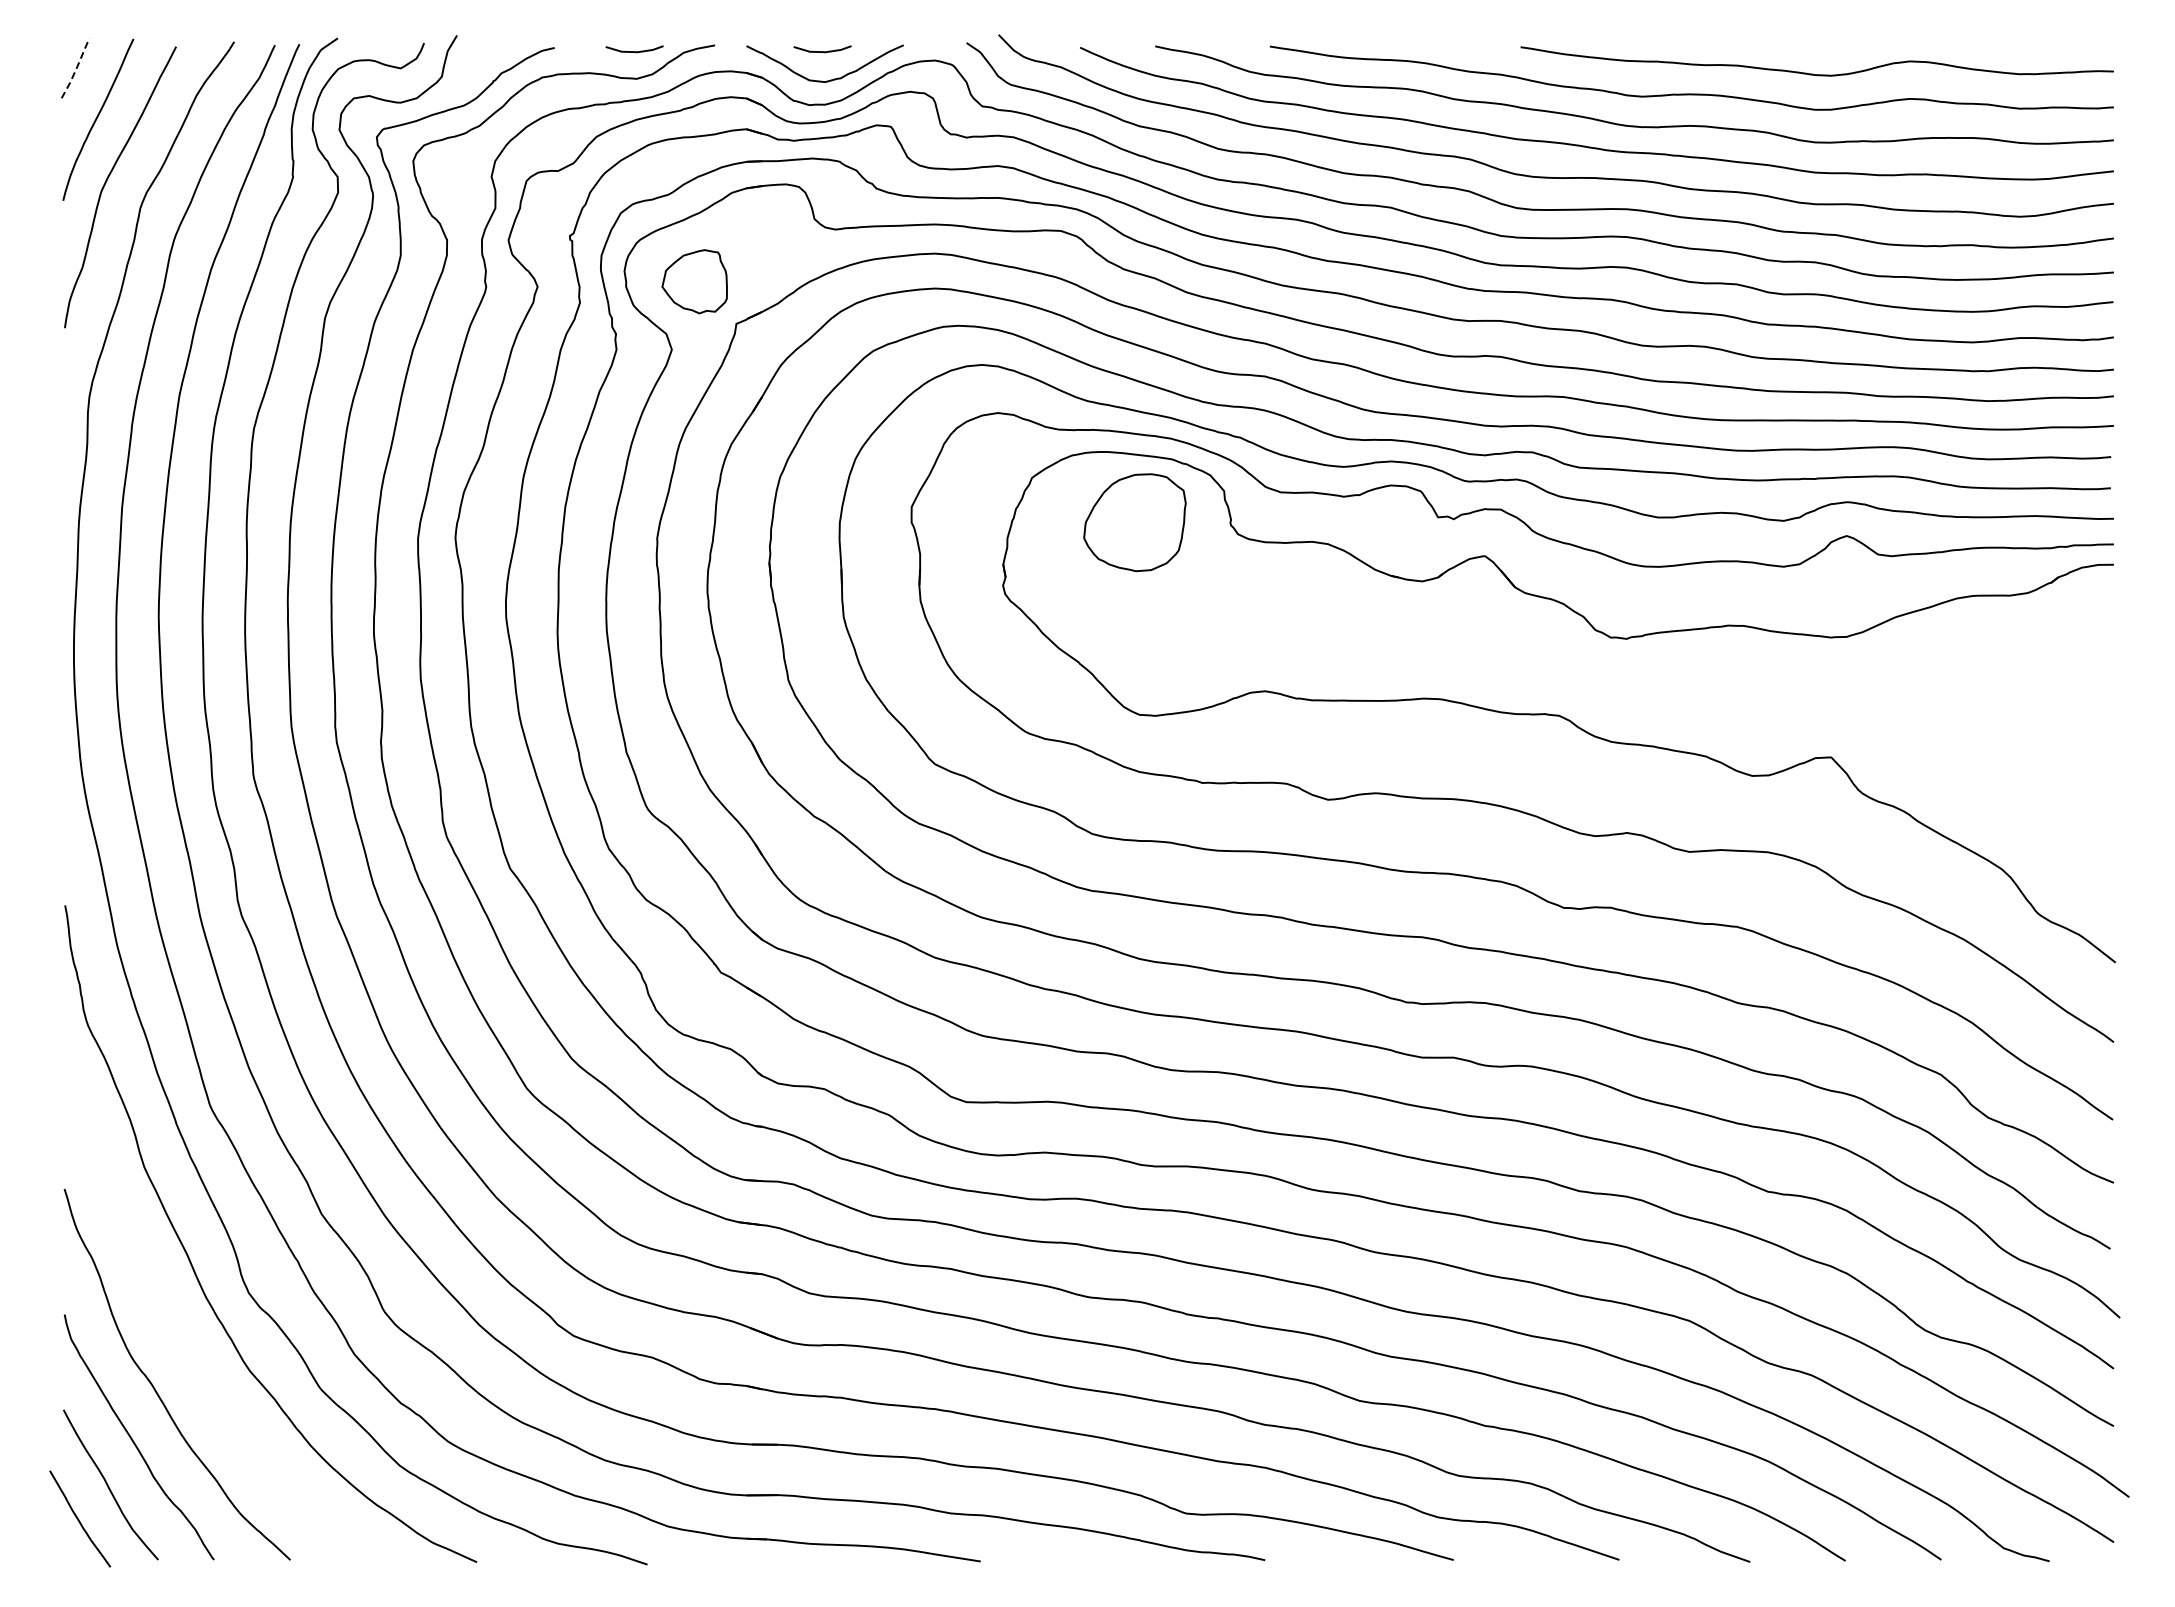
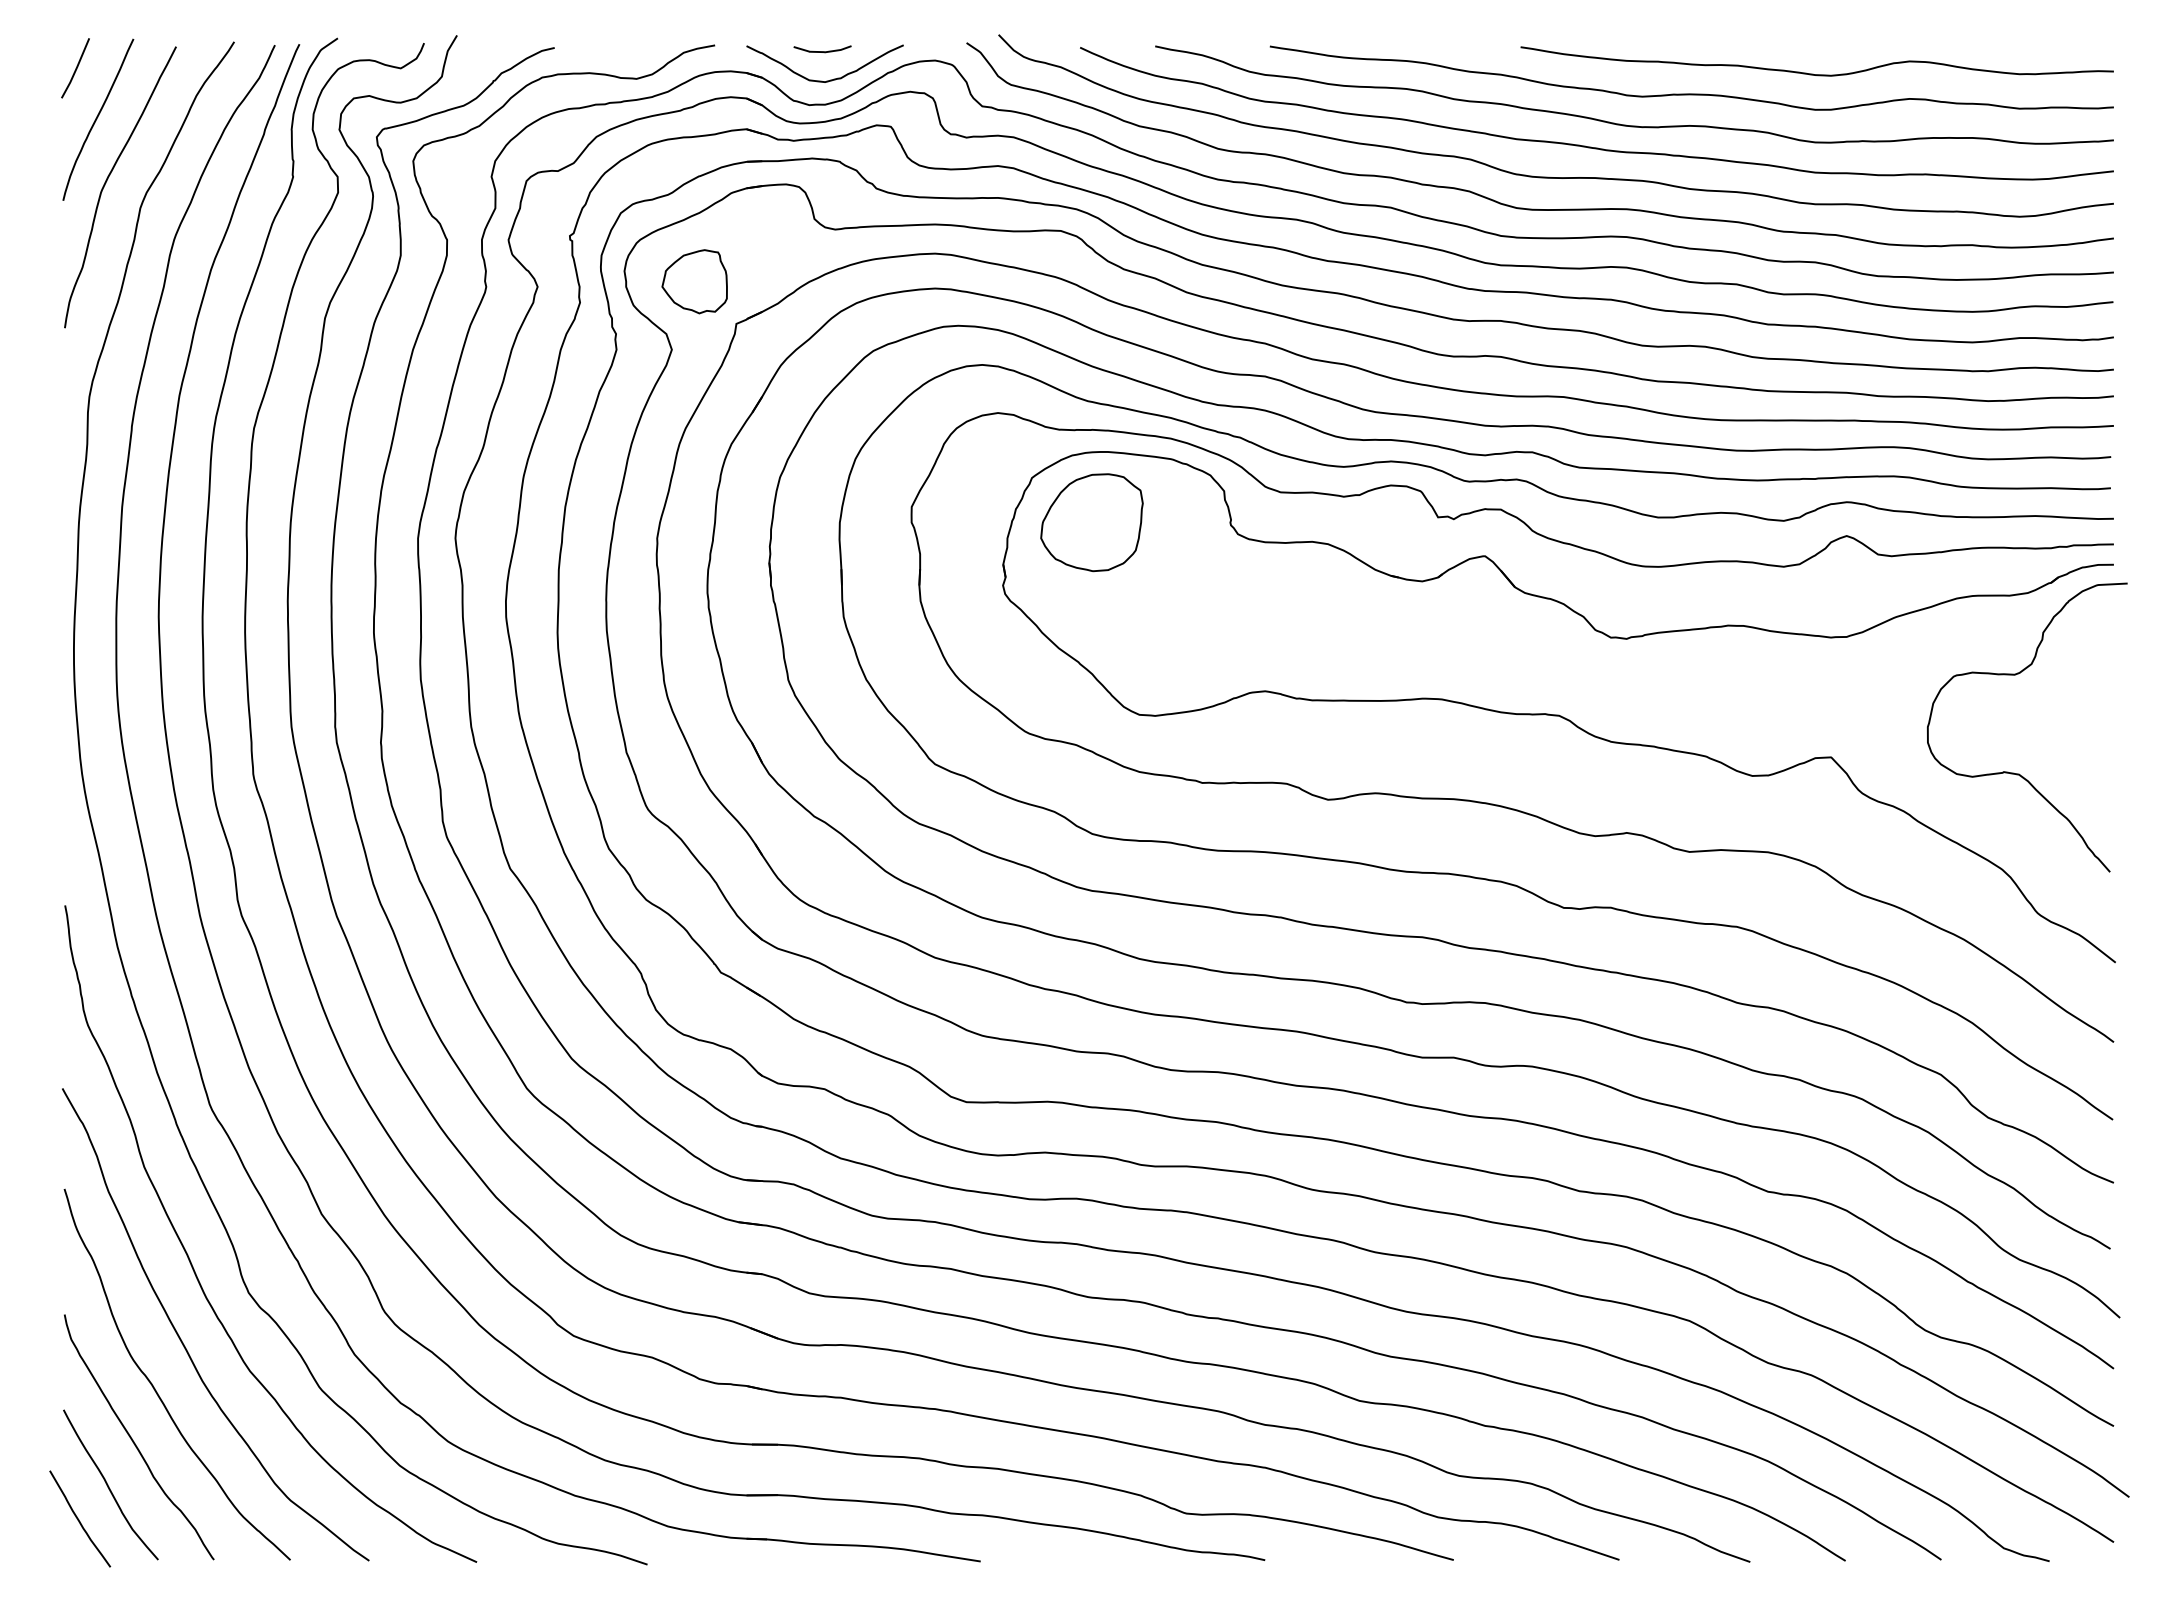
curve: present -> none (634, 51)
line: dashed -> solid (76, 68)
part position: (1134, 522) -> (1091, 522) (1091, 522)
curve: none -> present (2019, 773)
curve: none -> present (182, 1340)
